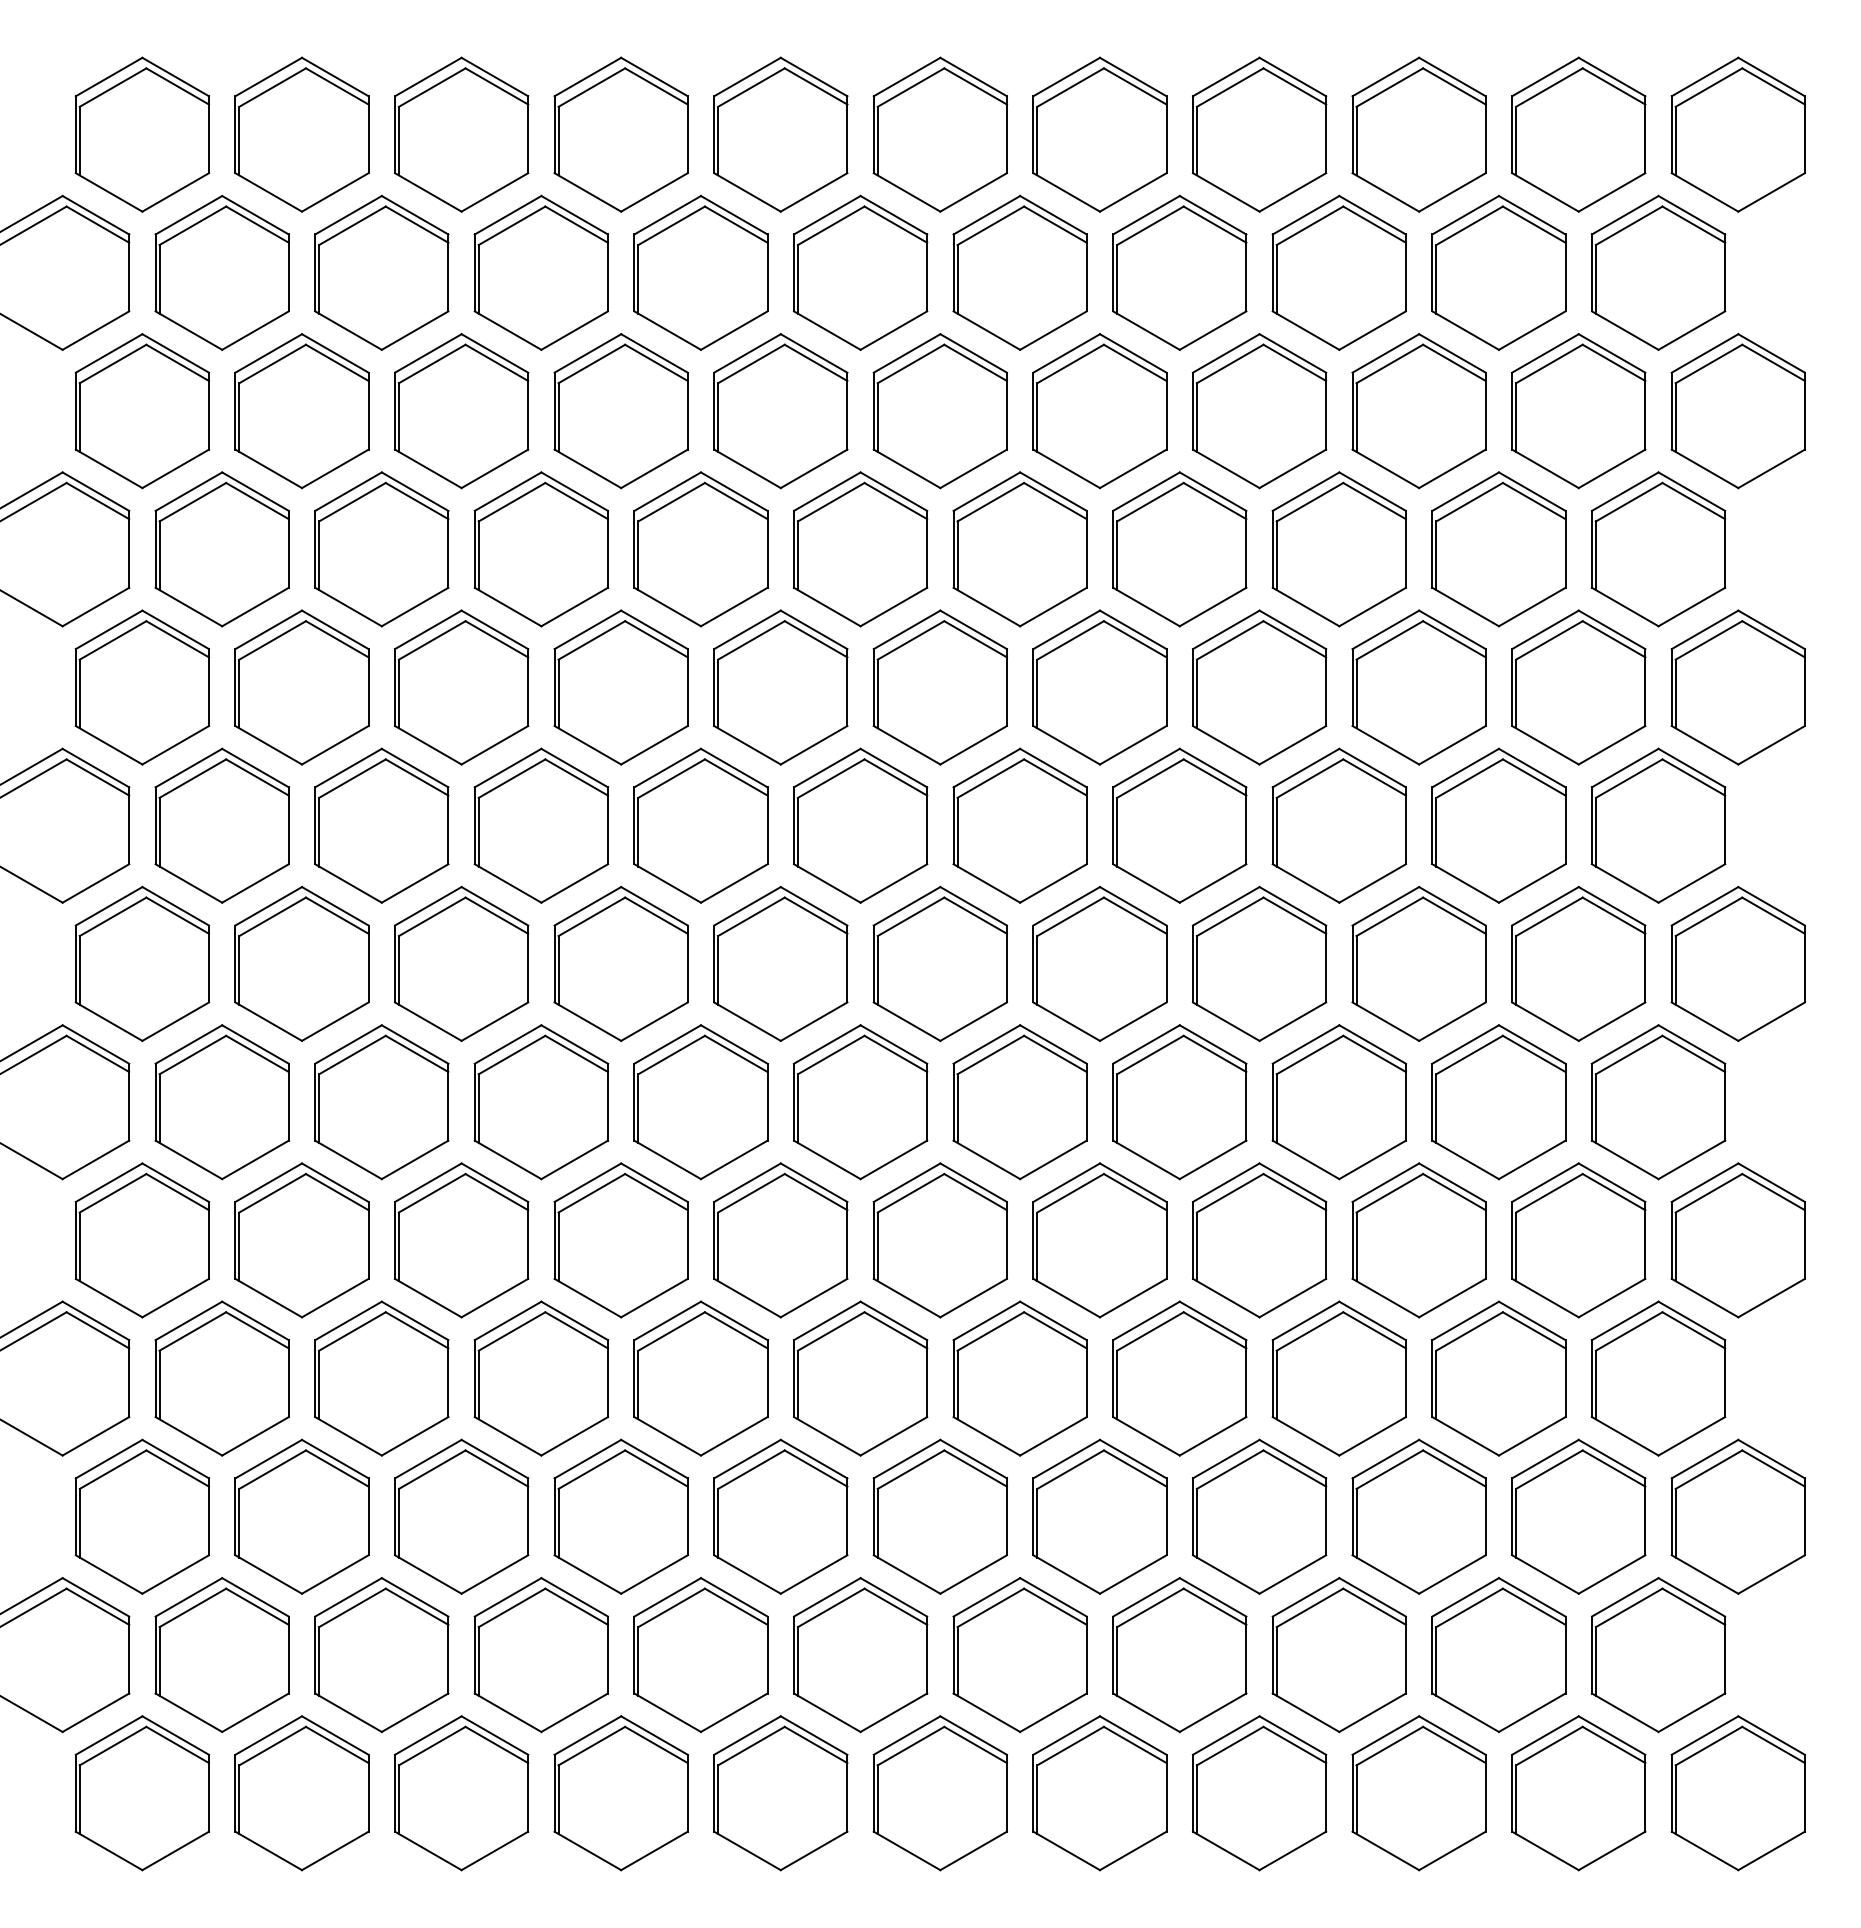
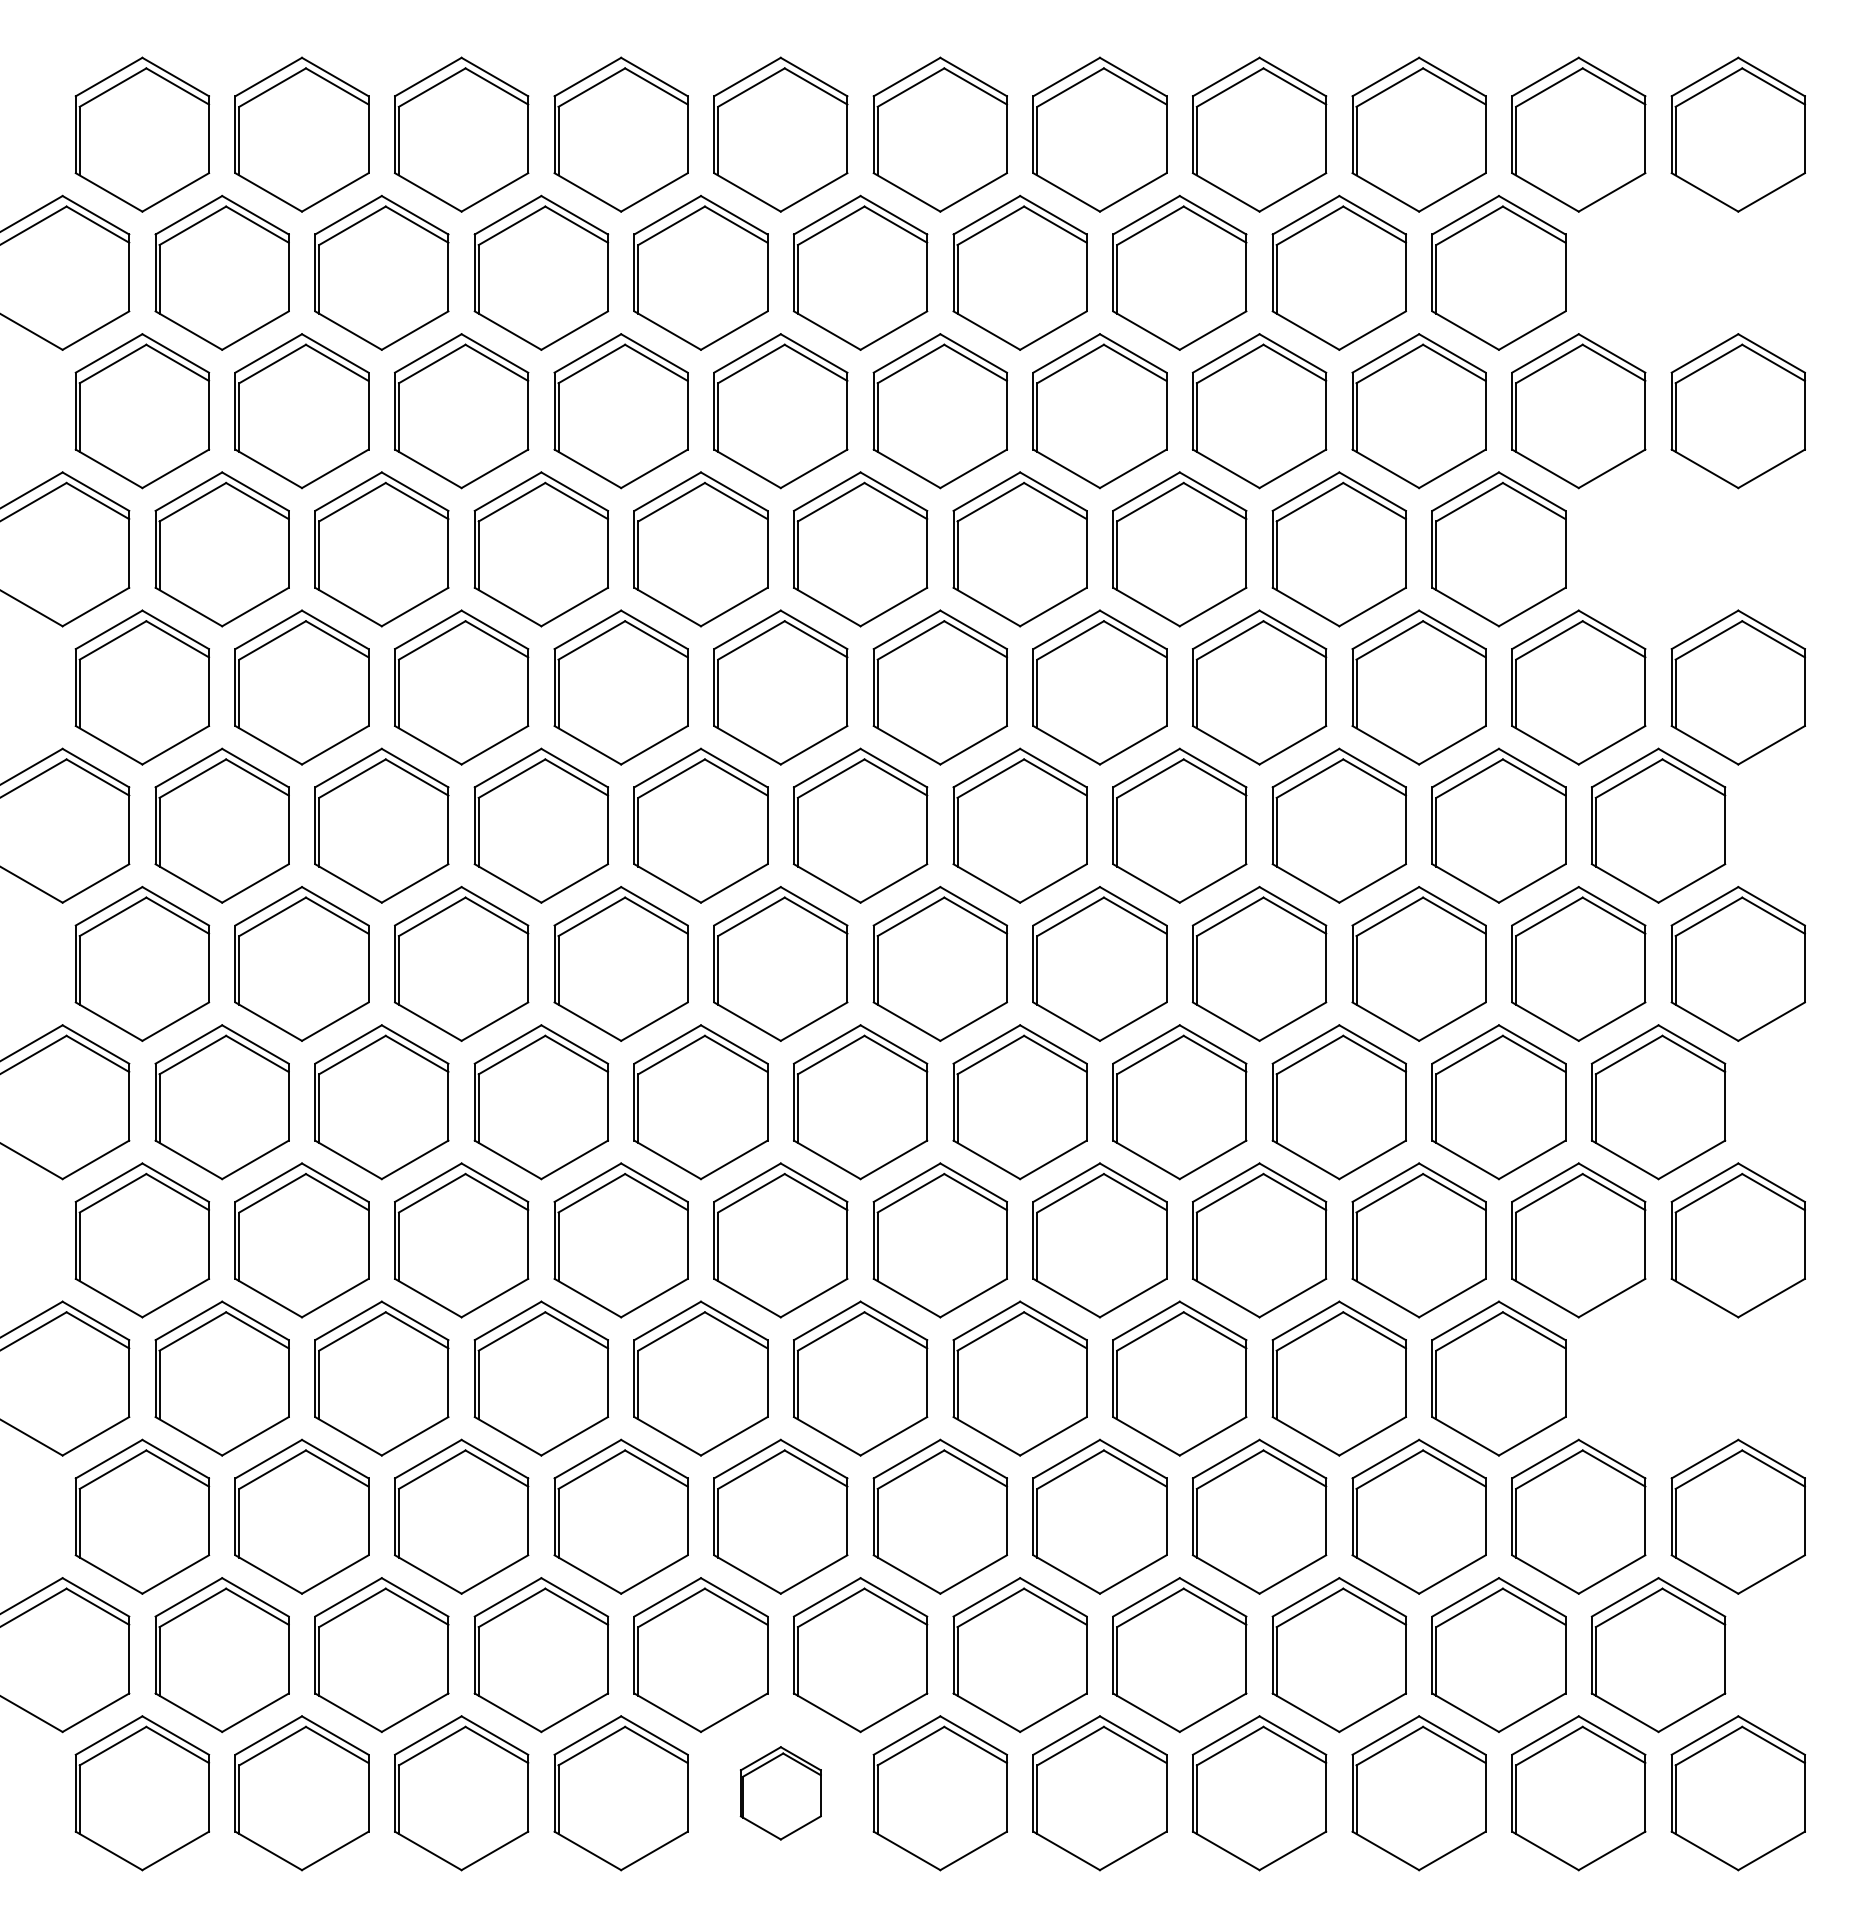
part: present -> none (1658, 272)
part: present -> none (1658, 549)
part: present -> none (1658, 1378)
part size: 136x157 px -> 83x95 px (780, 1793)
